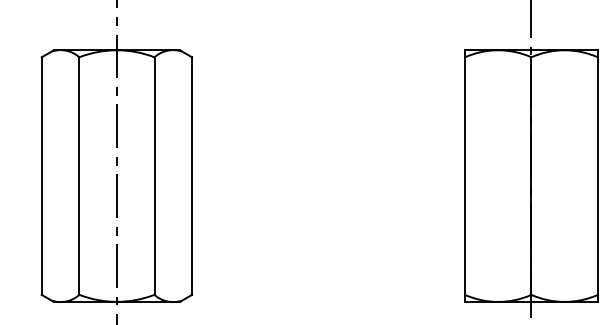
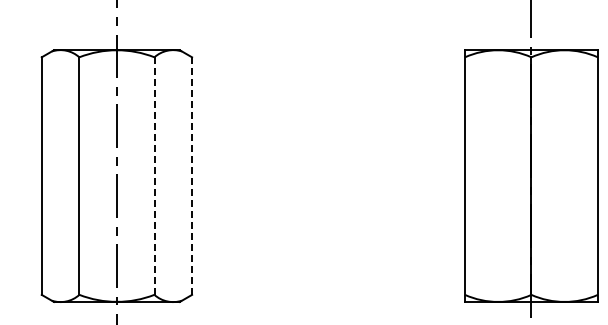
line: solid -> dashed (154, 176)
line: solid -> dashed (192, 176)
